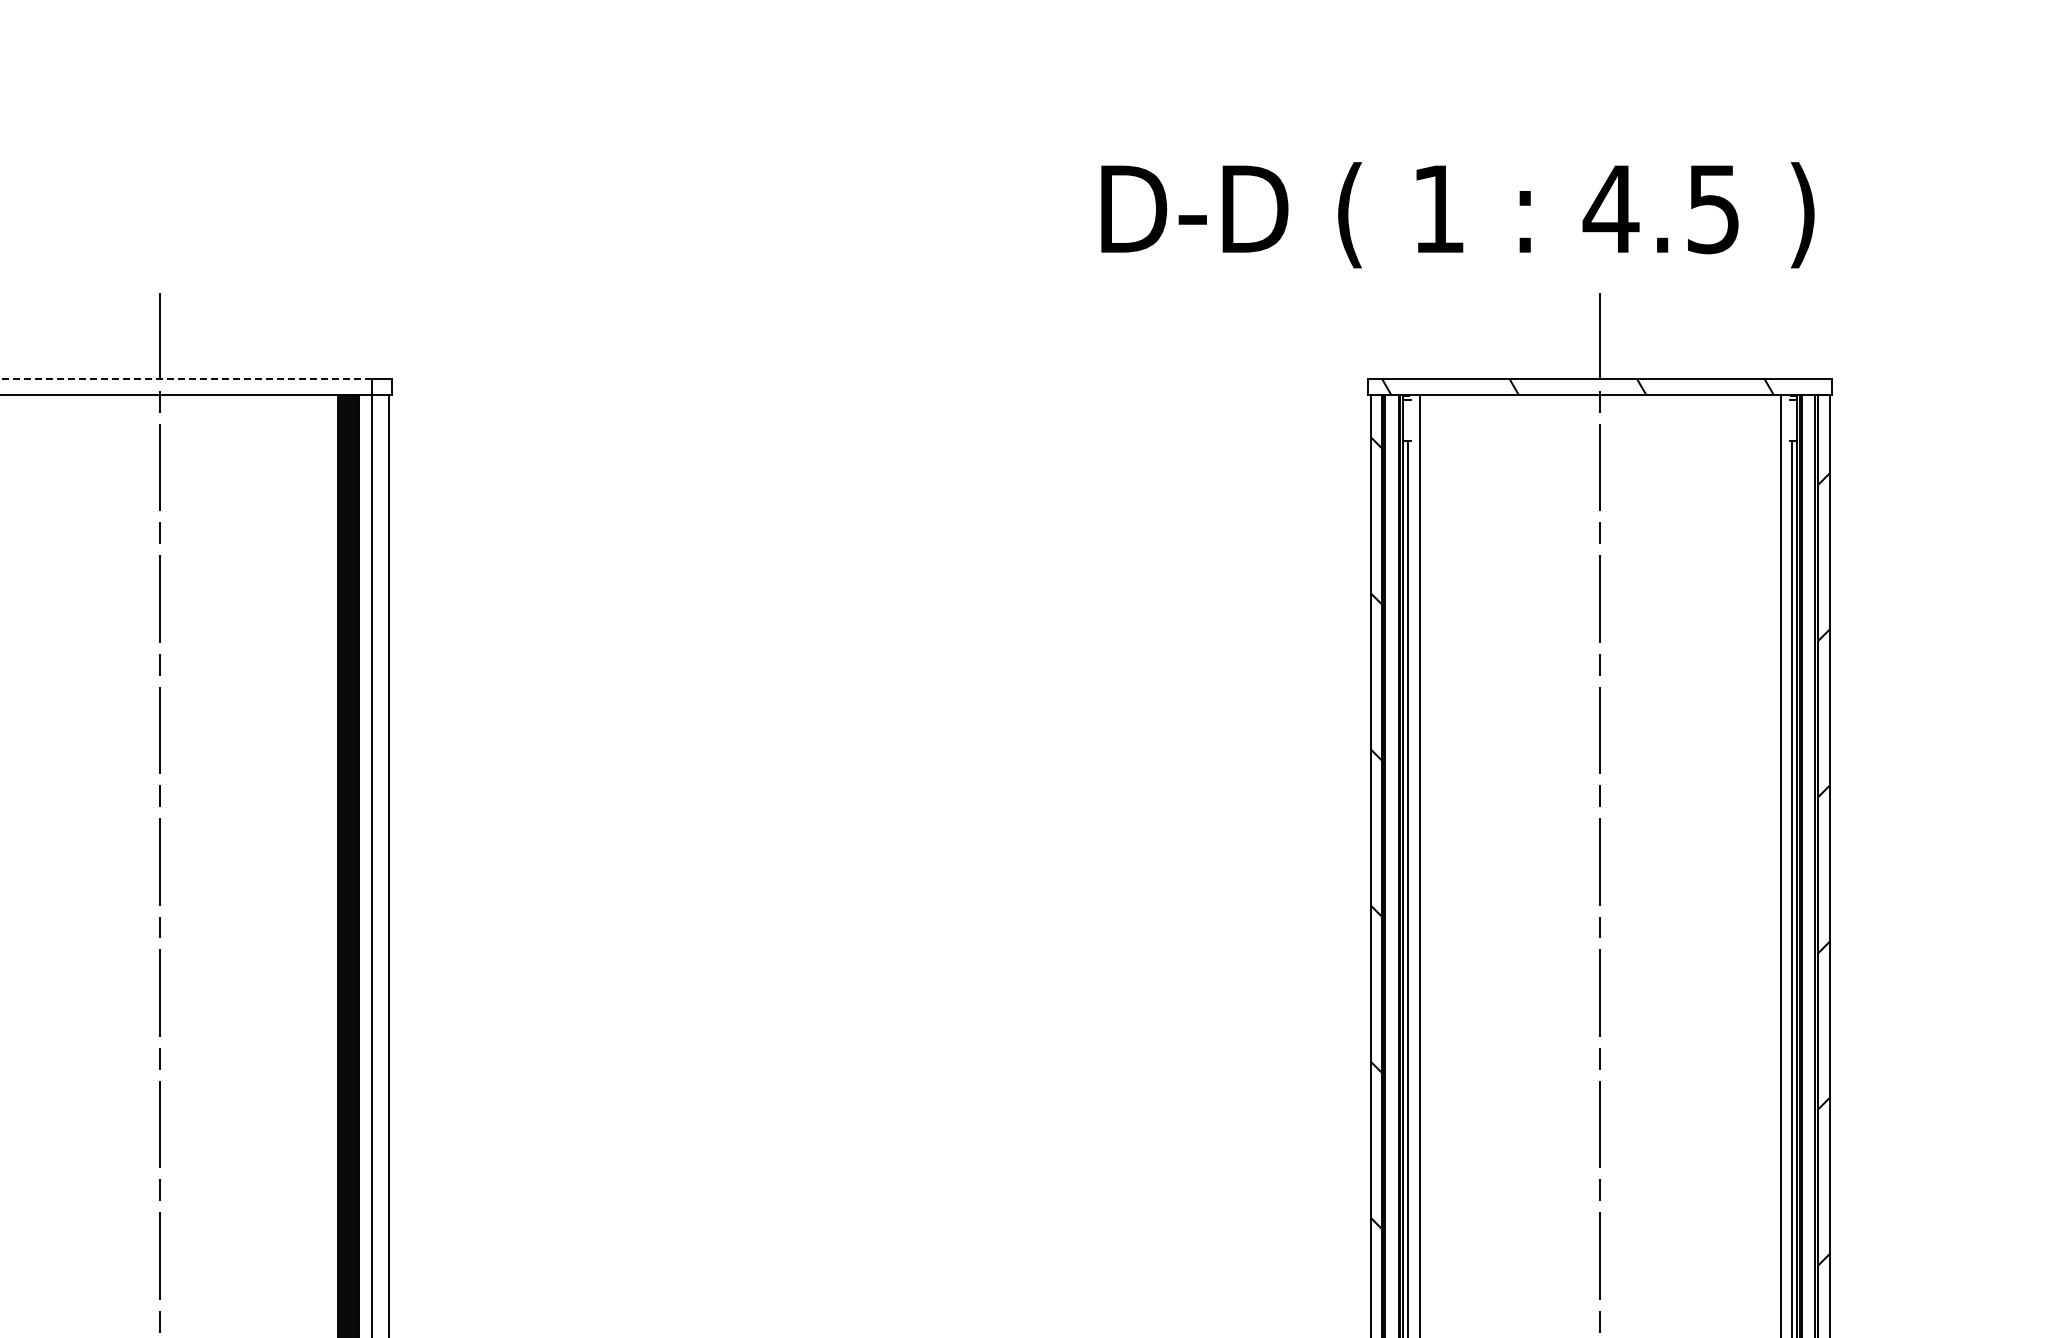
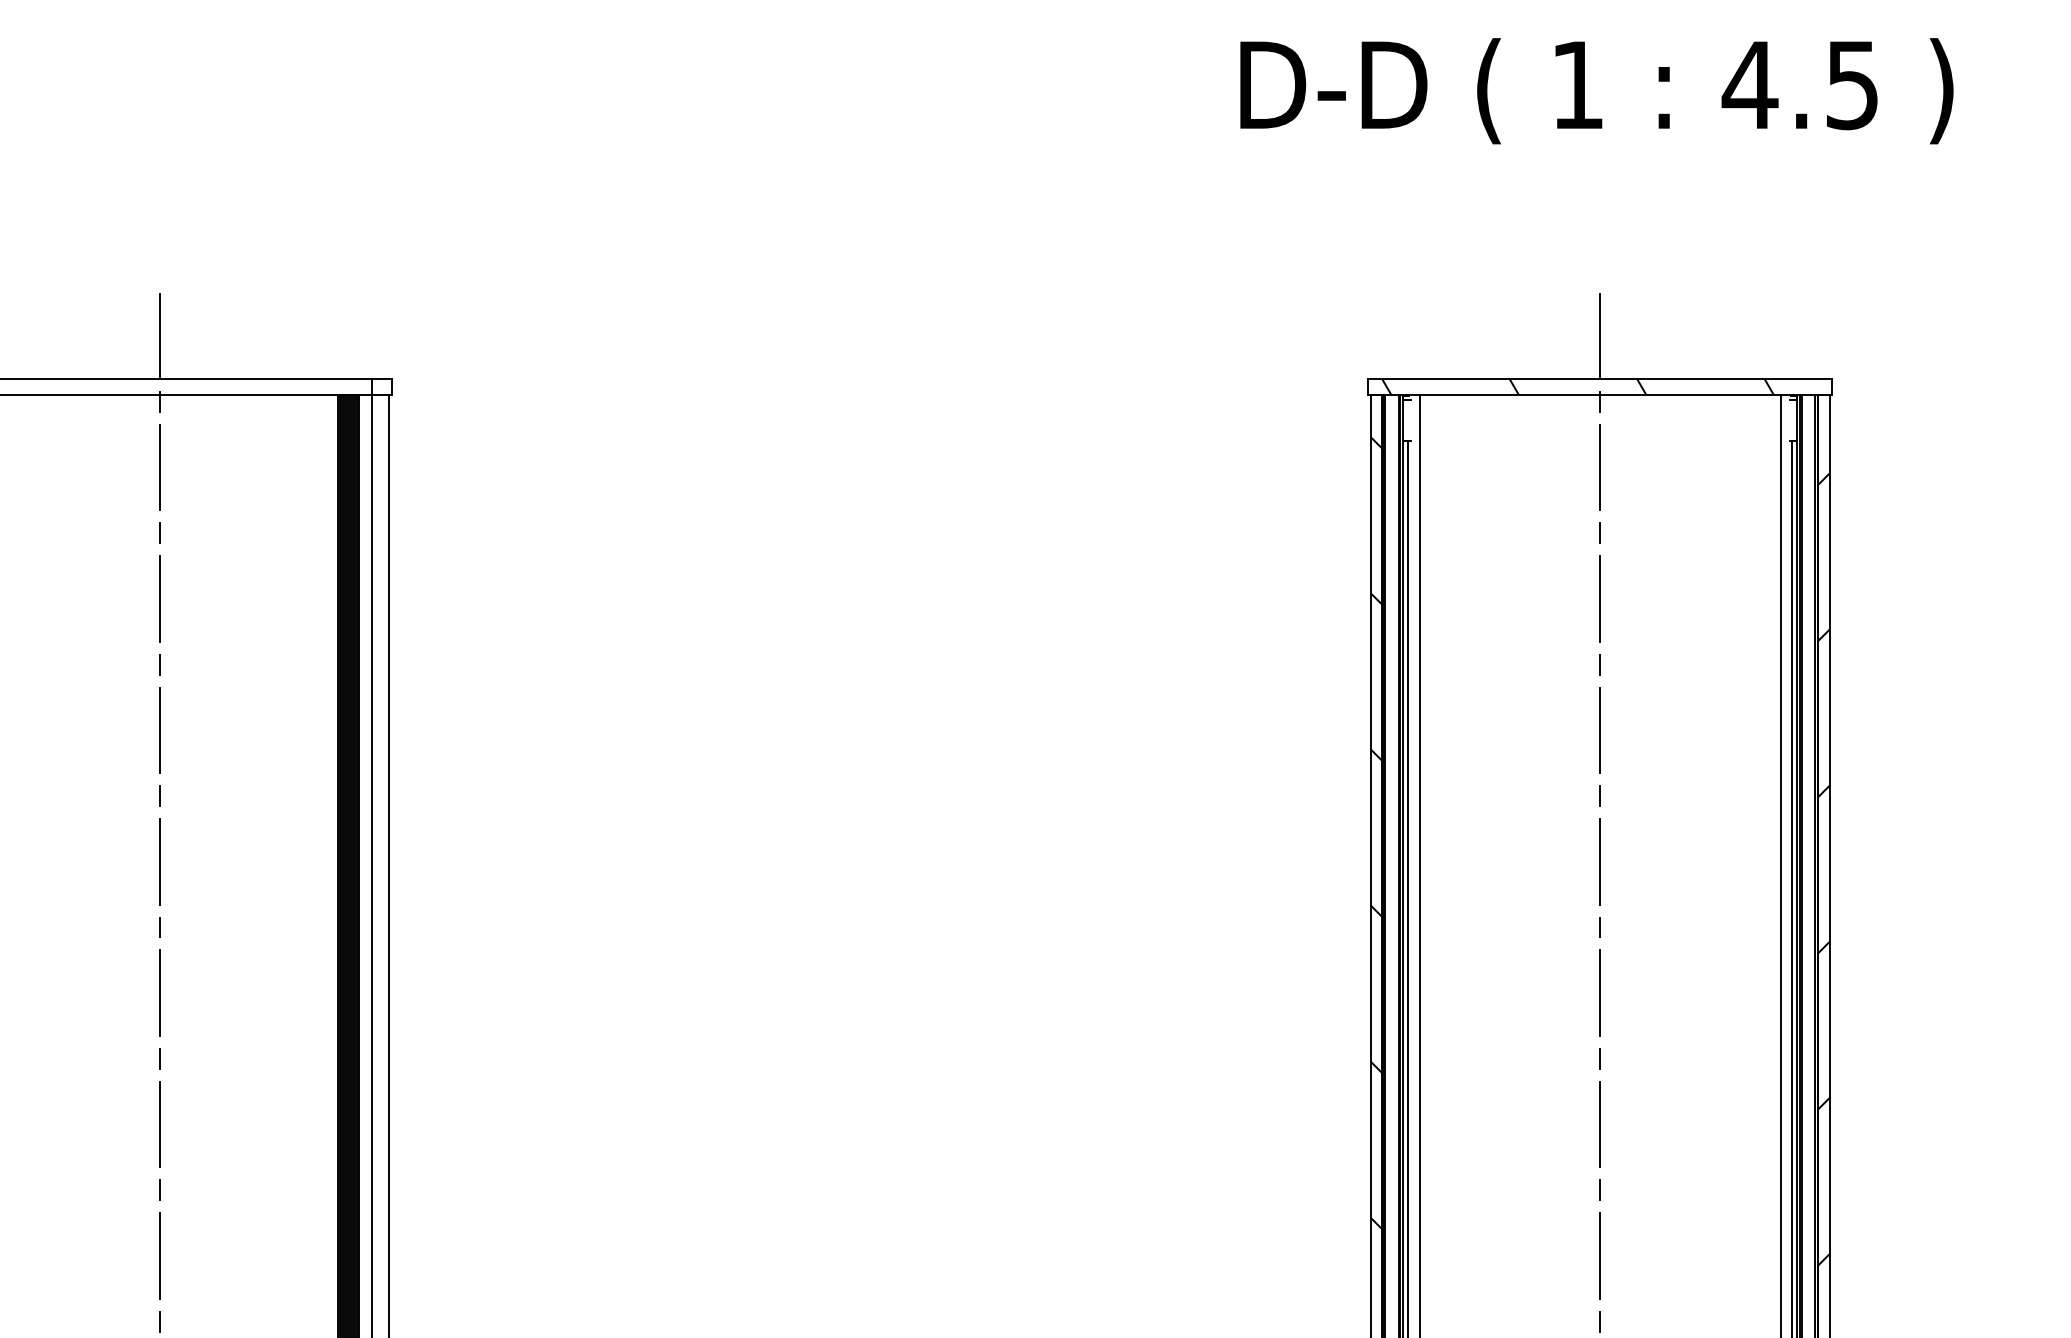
text position: (1457, 215) -> (1596, 91) (1596, 91)
line: dashed -> solid (185, 379)
